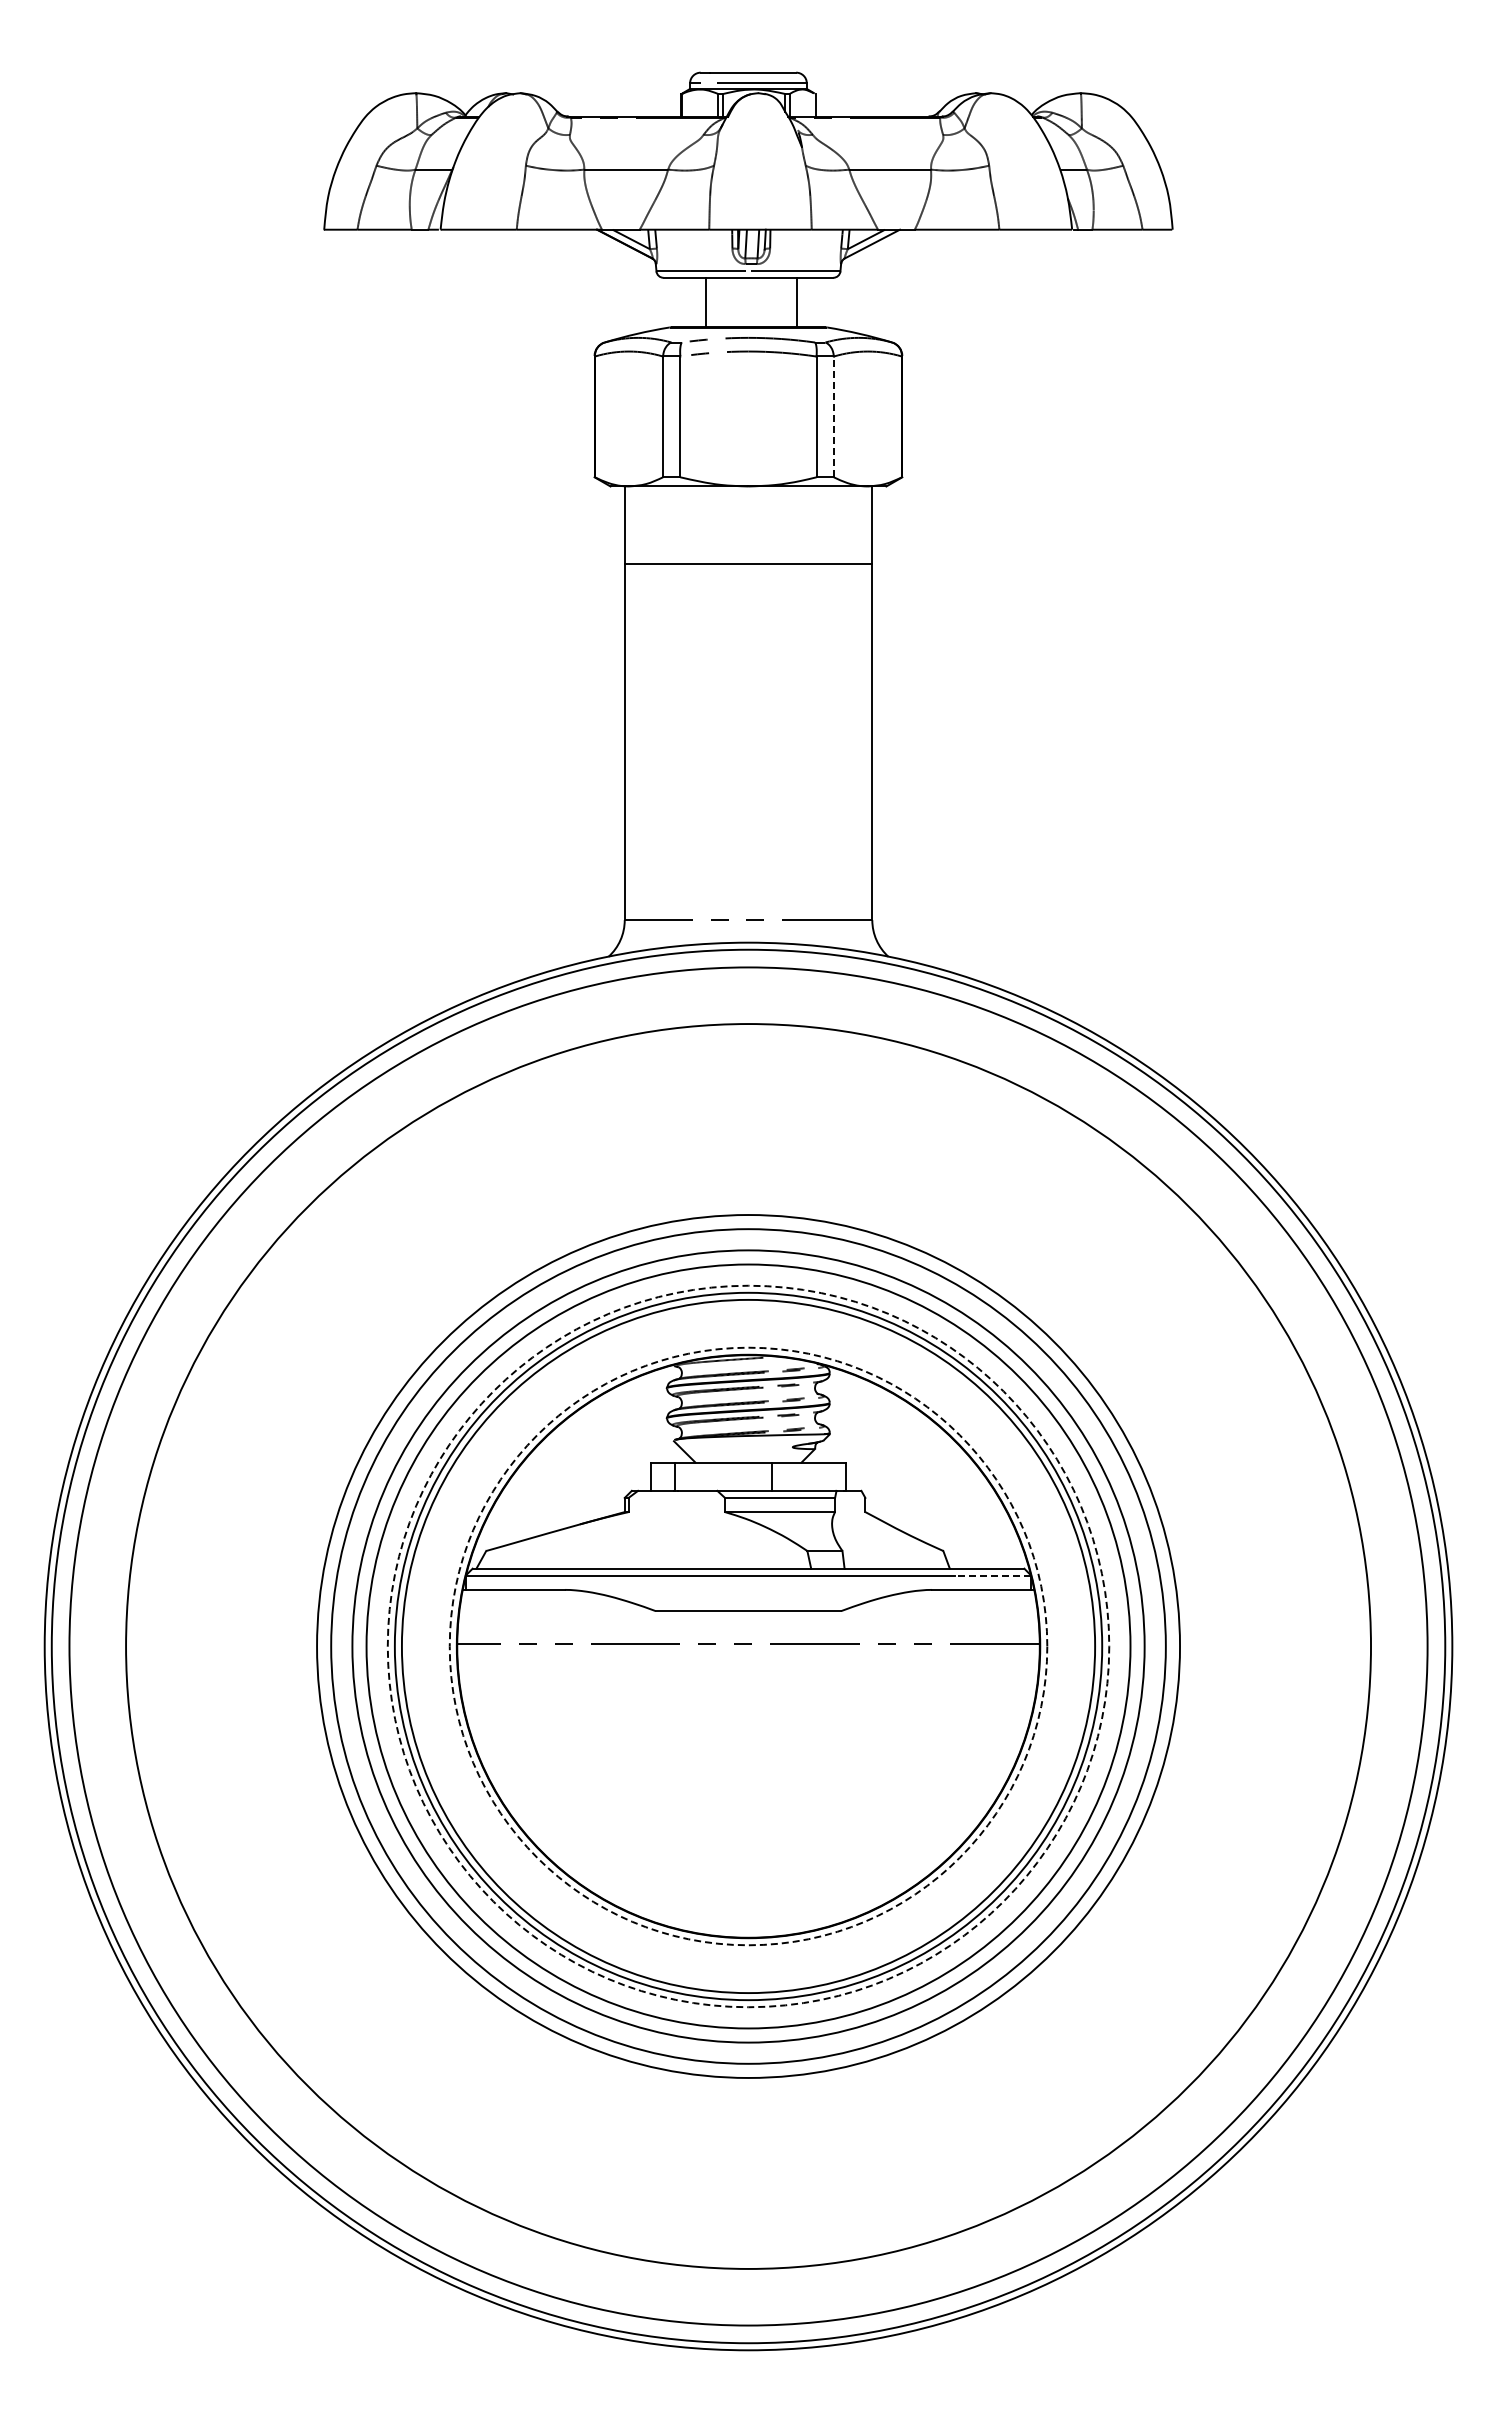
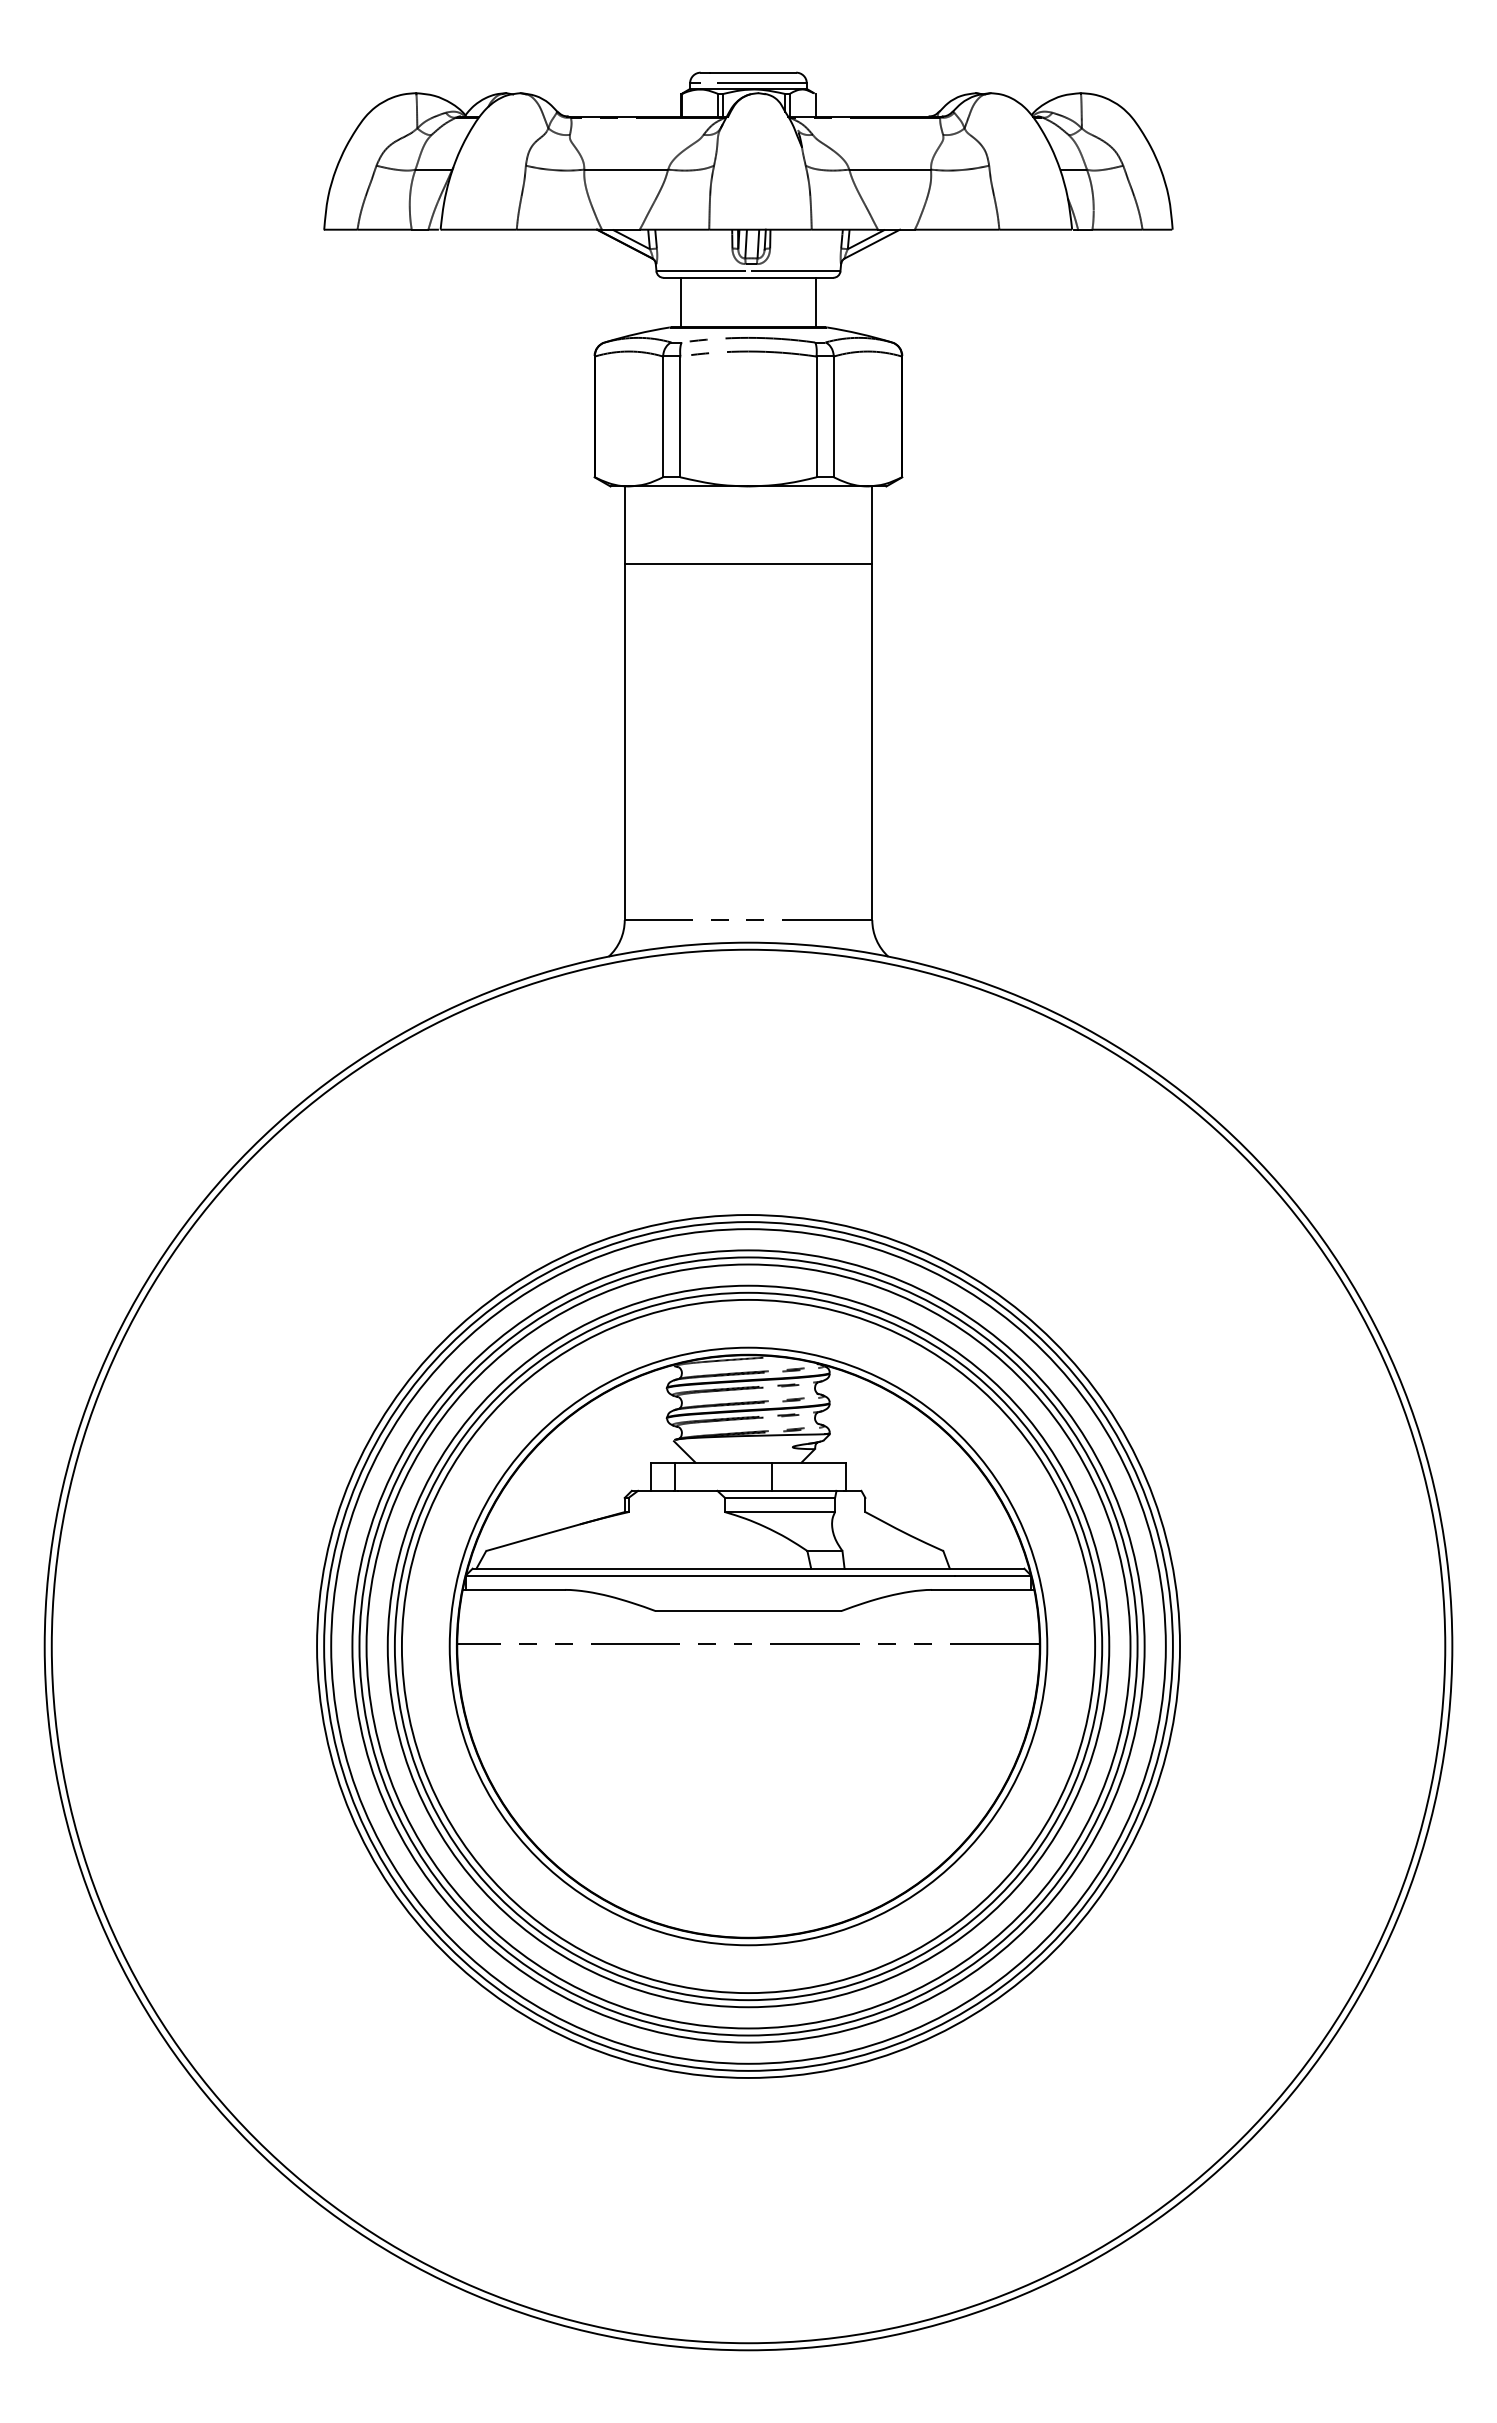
line position: (706, 302) -> (681, 302) (681, 302)
line position: (796, 302) -> (815, 302) (815, 302)
line: dashed -> solid (833, 416)
line: dashed -> solid (992, 1575)
circle diameter: 1245 px -> 778 px (748, 1646)
circle diameter: 1358 px -> 849 px (748, 1646)
circle: dashed -> solid (748, 1646)
circle: dashed -> solid (748, 1646)
